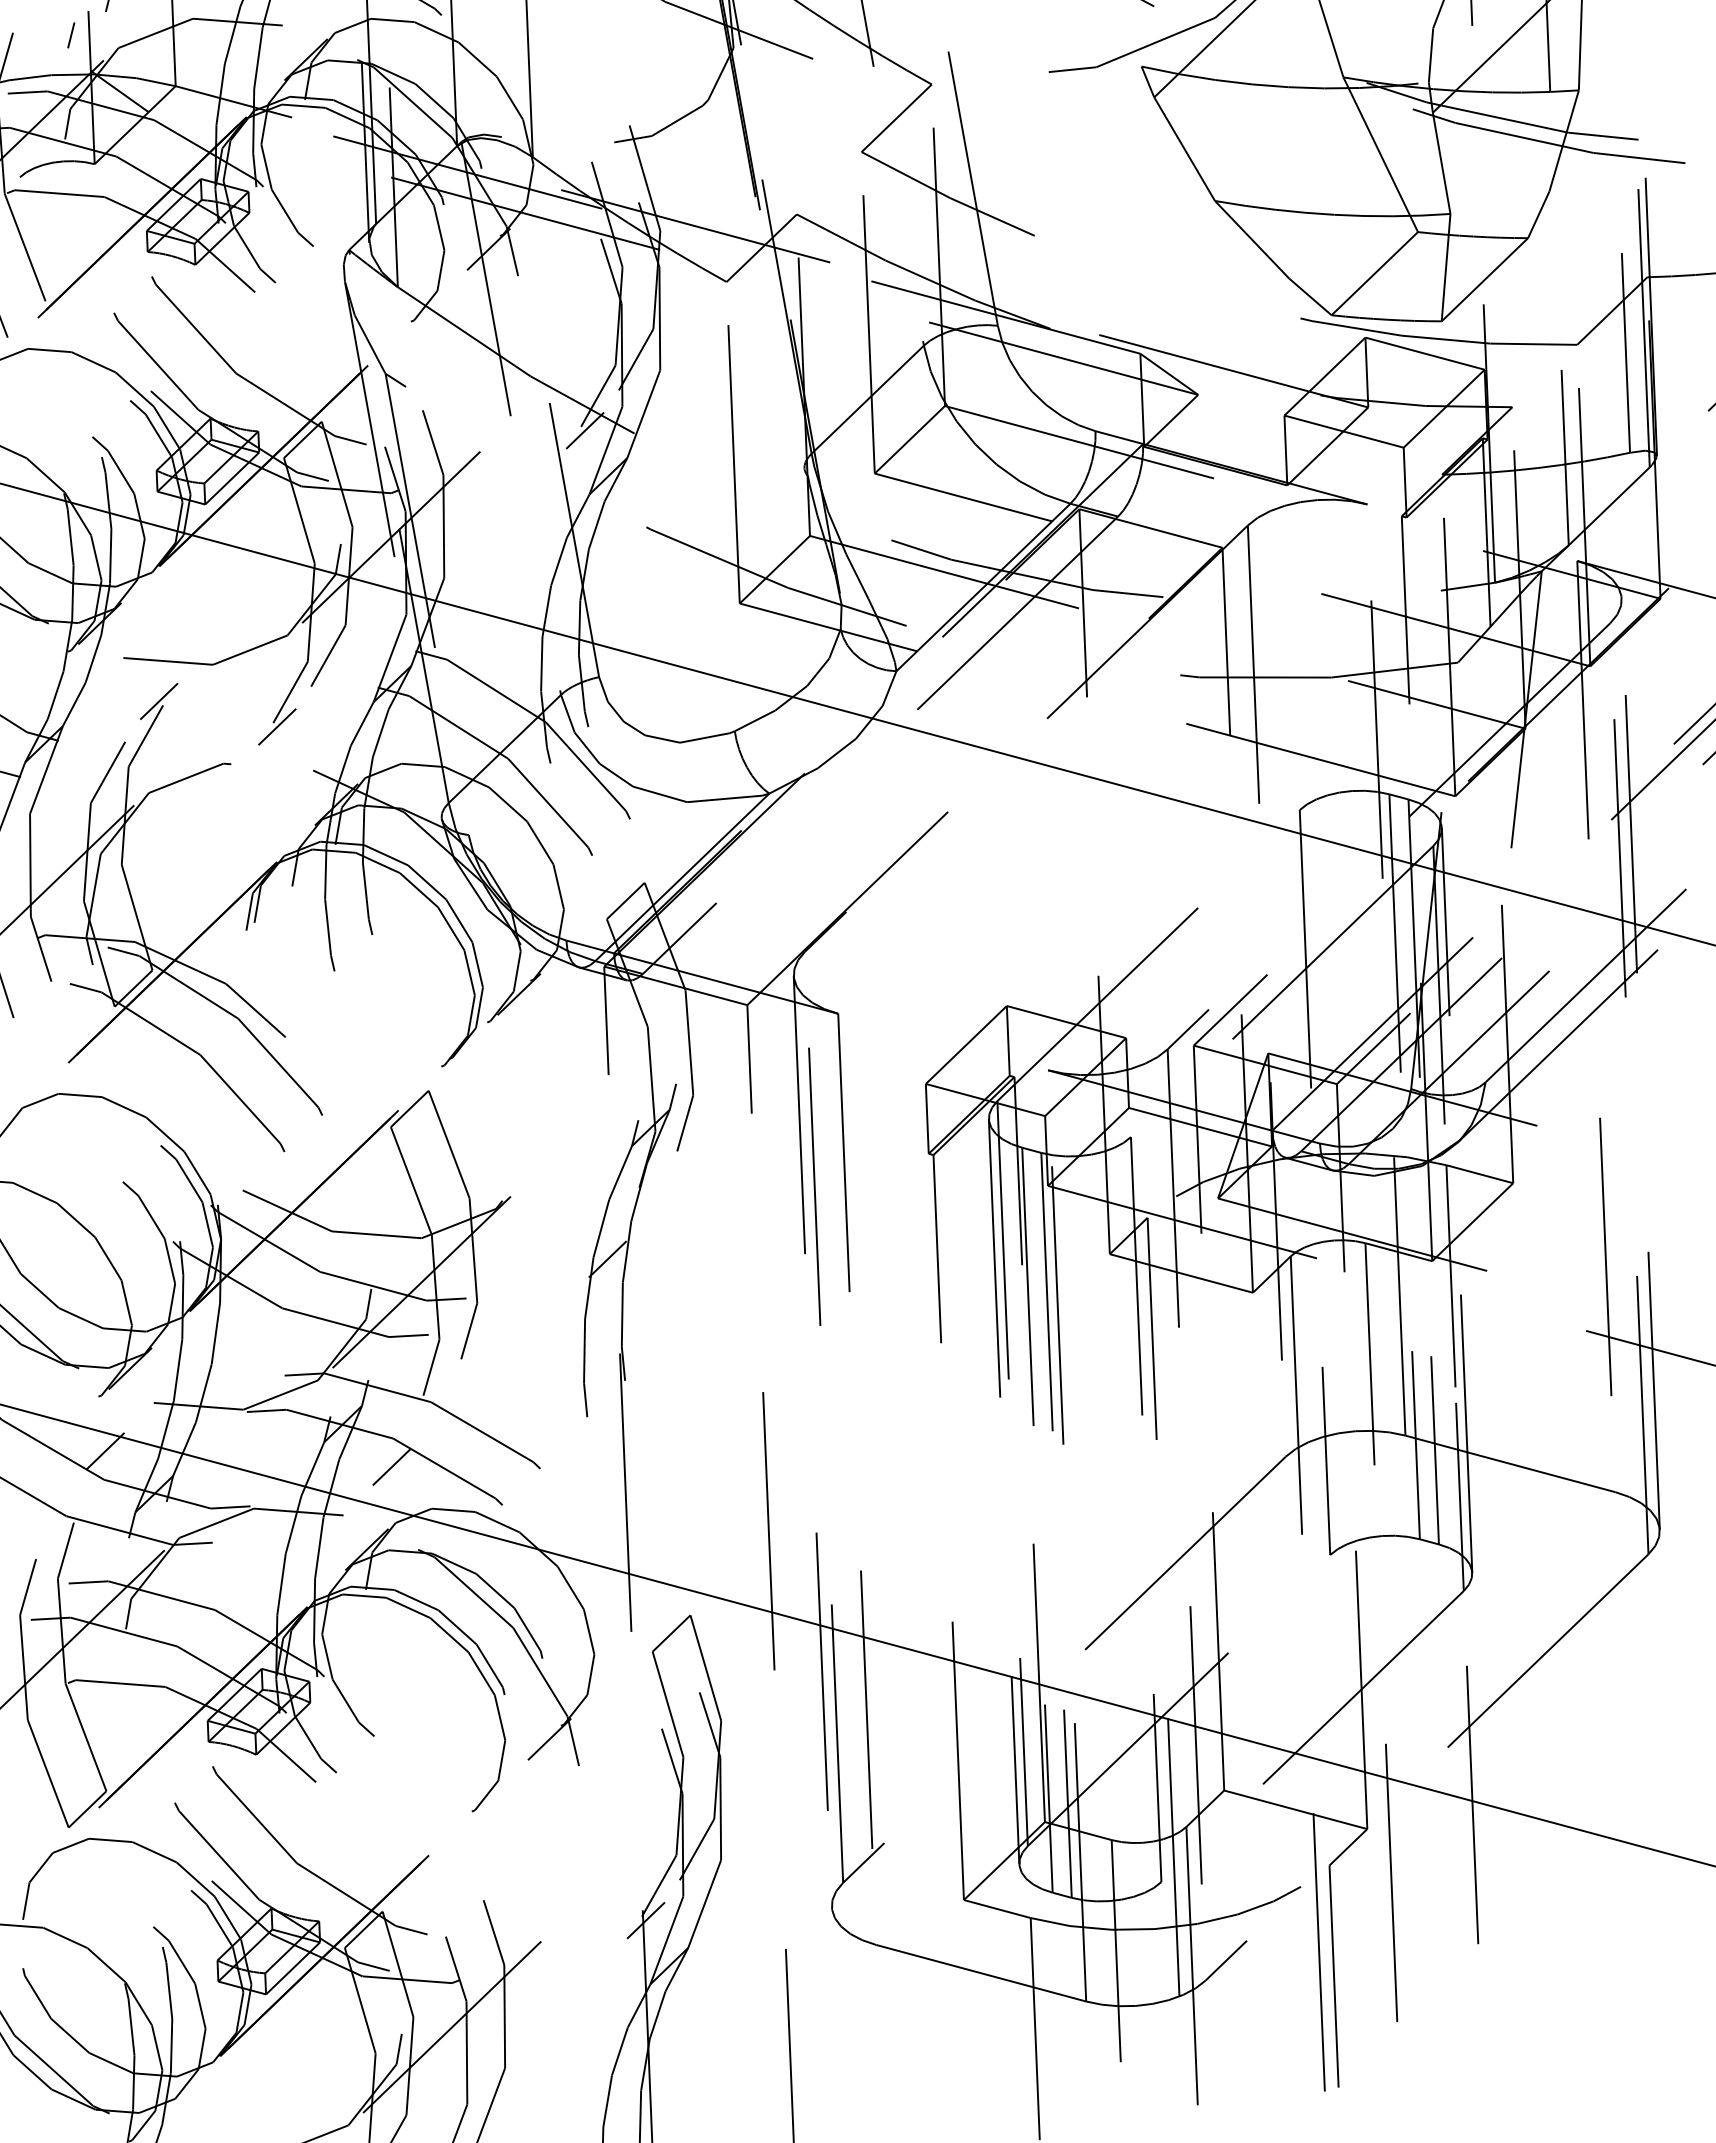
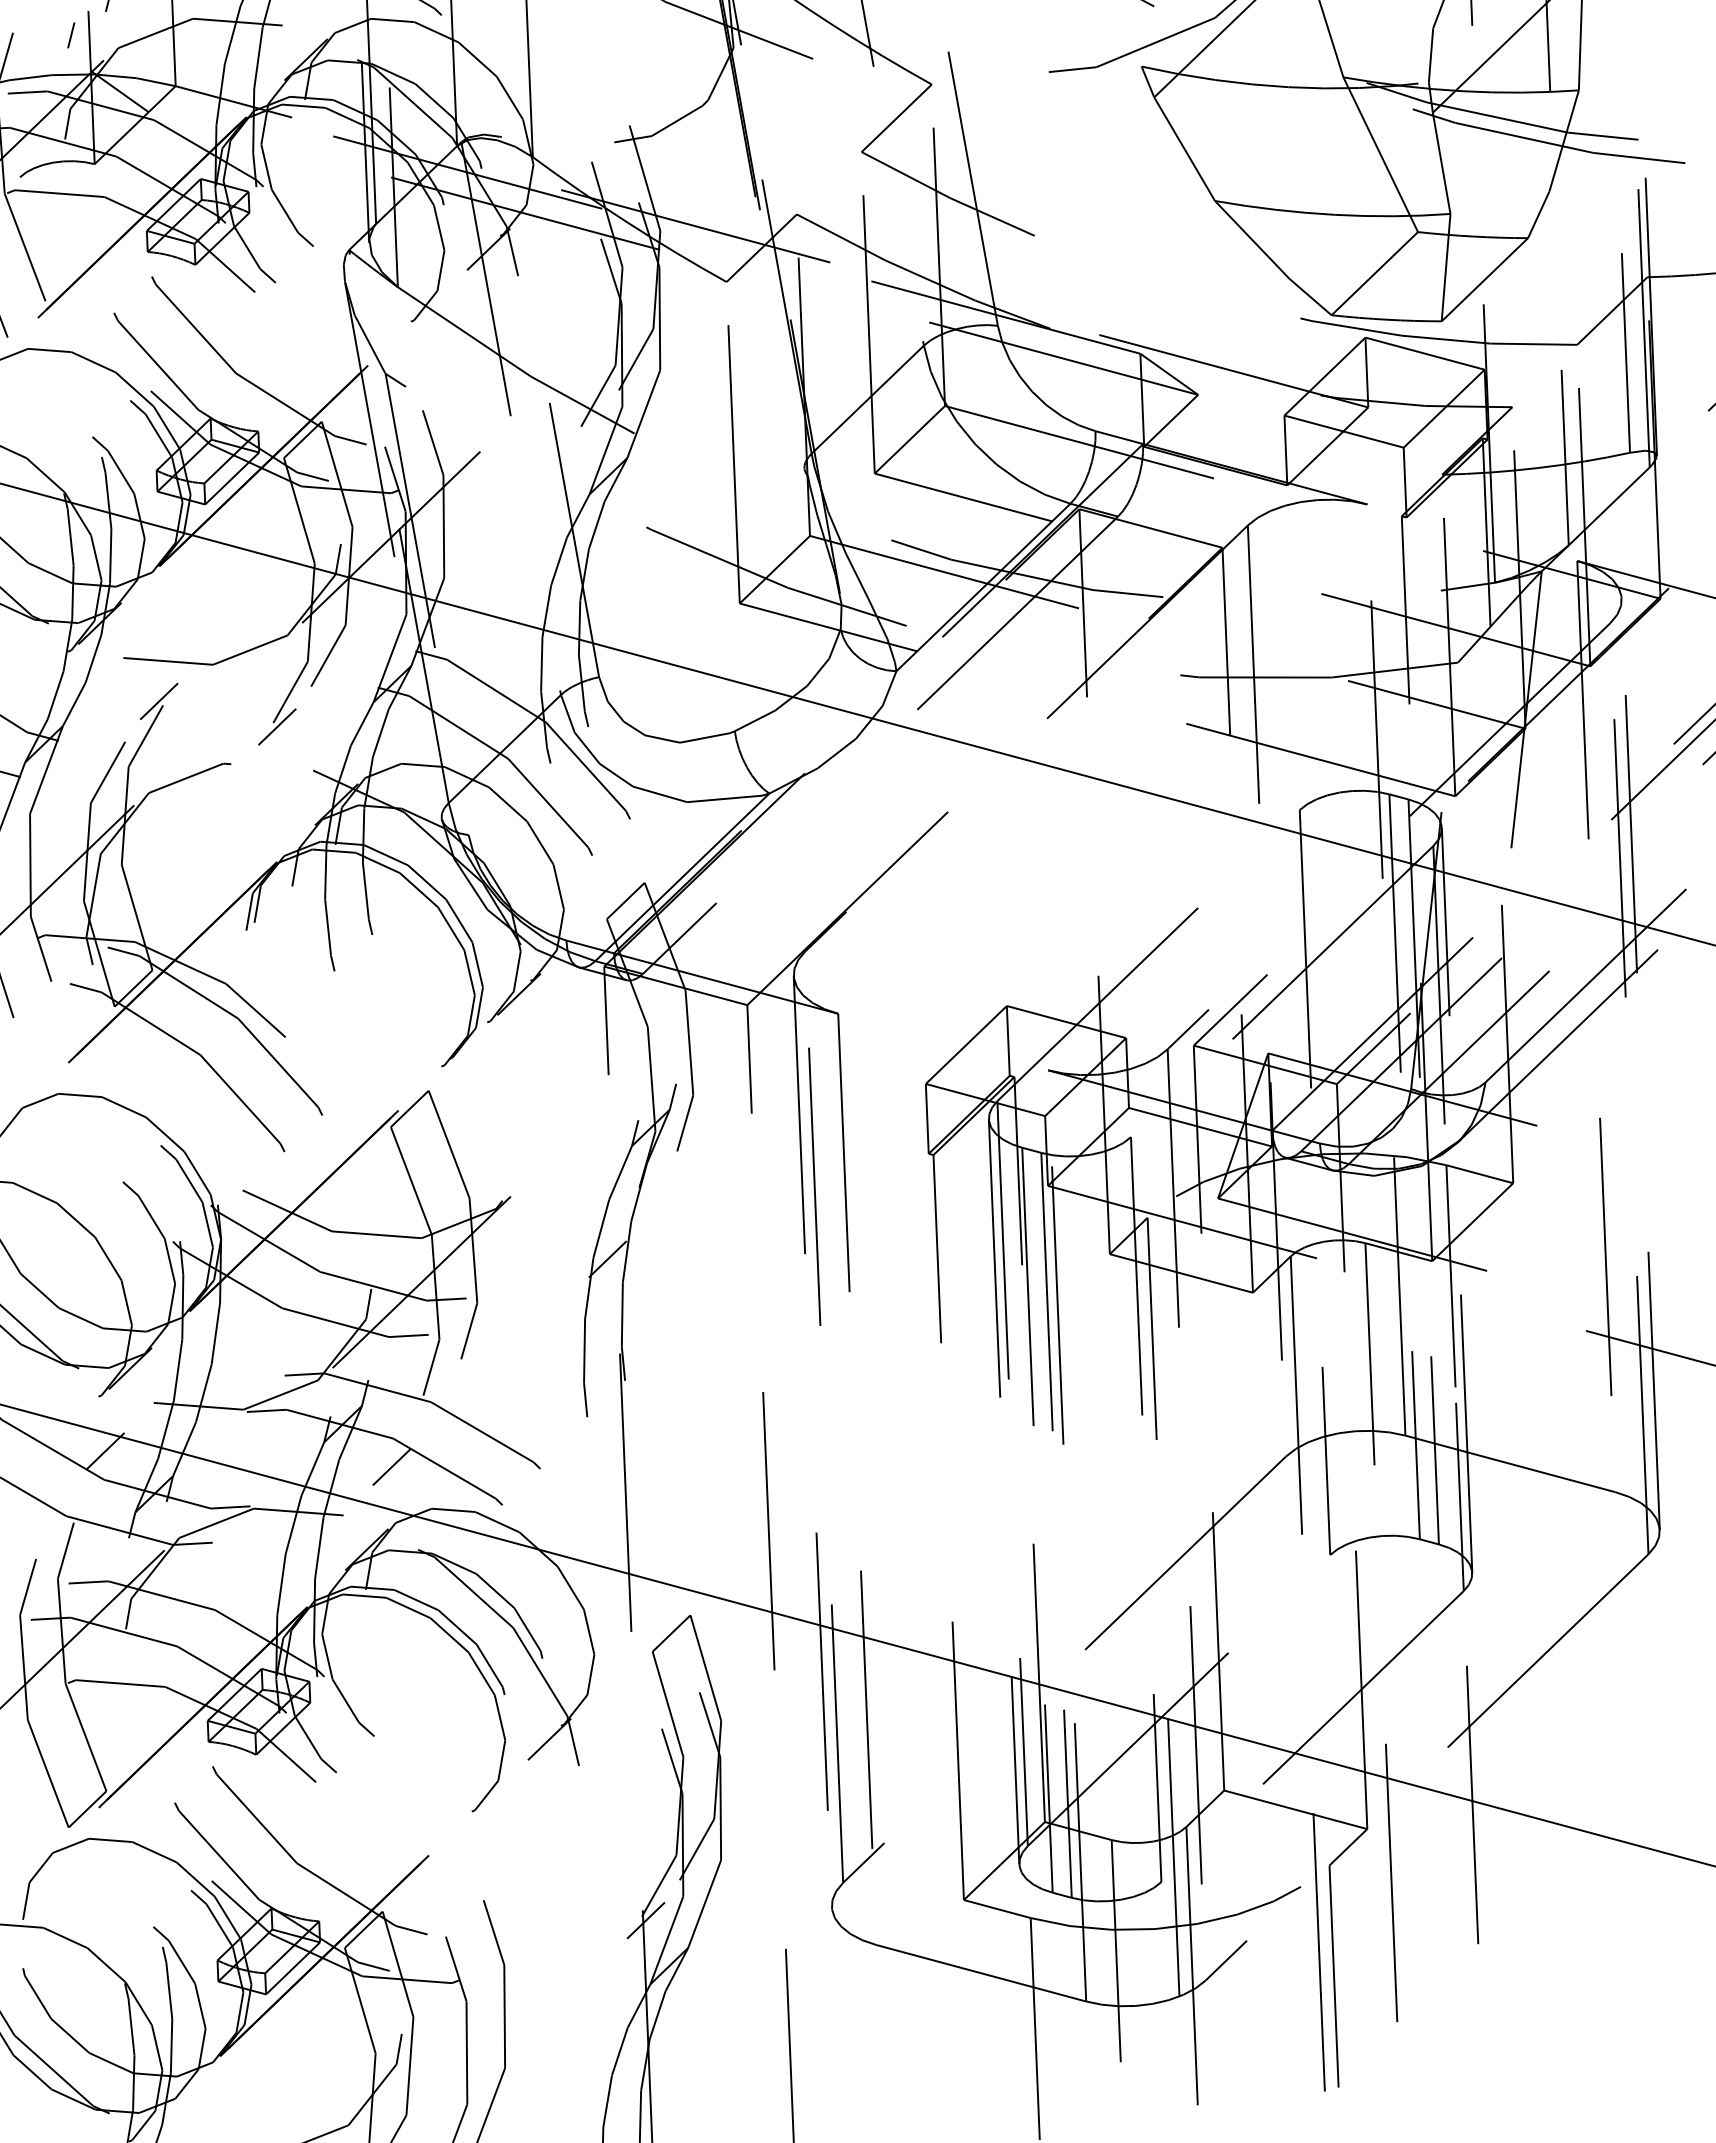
line: present -> none (585, 430)
line: present -> none (452, 2027)
